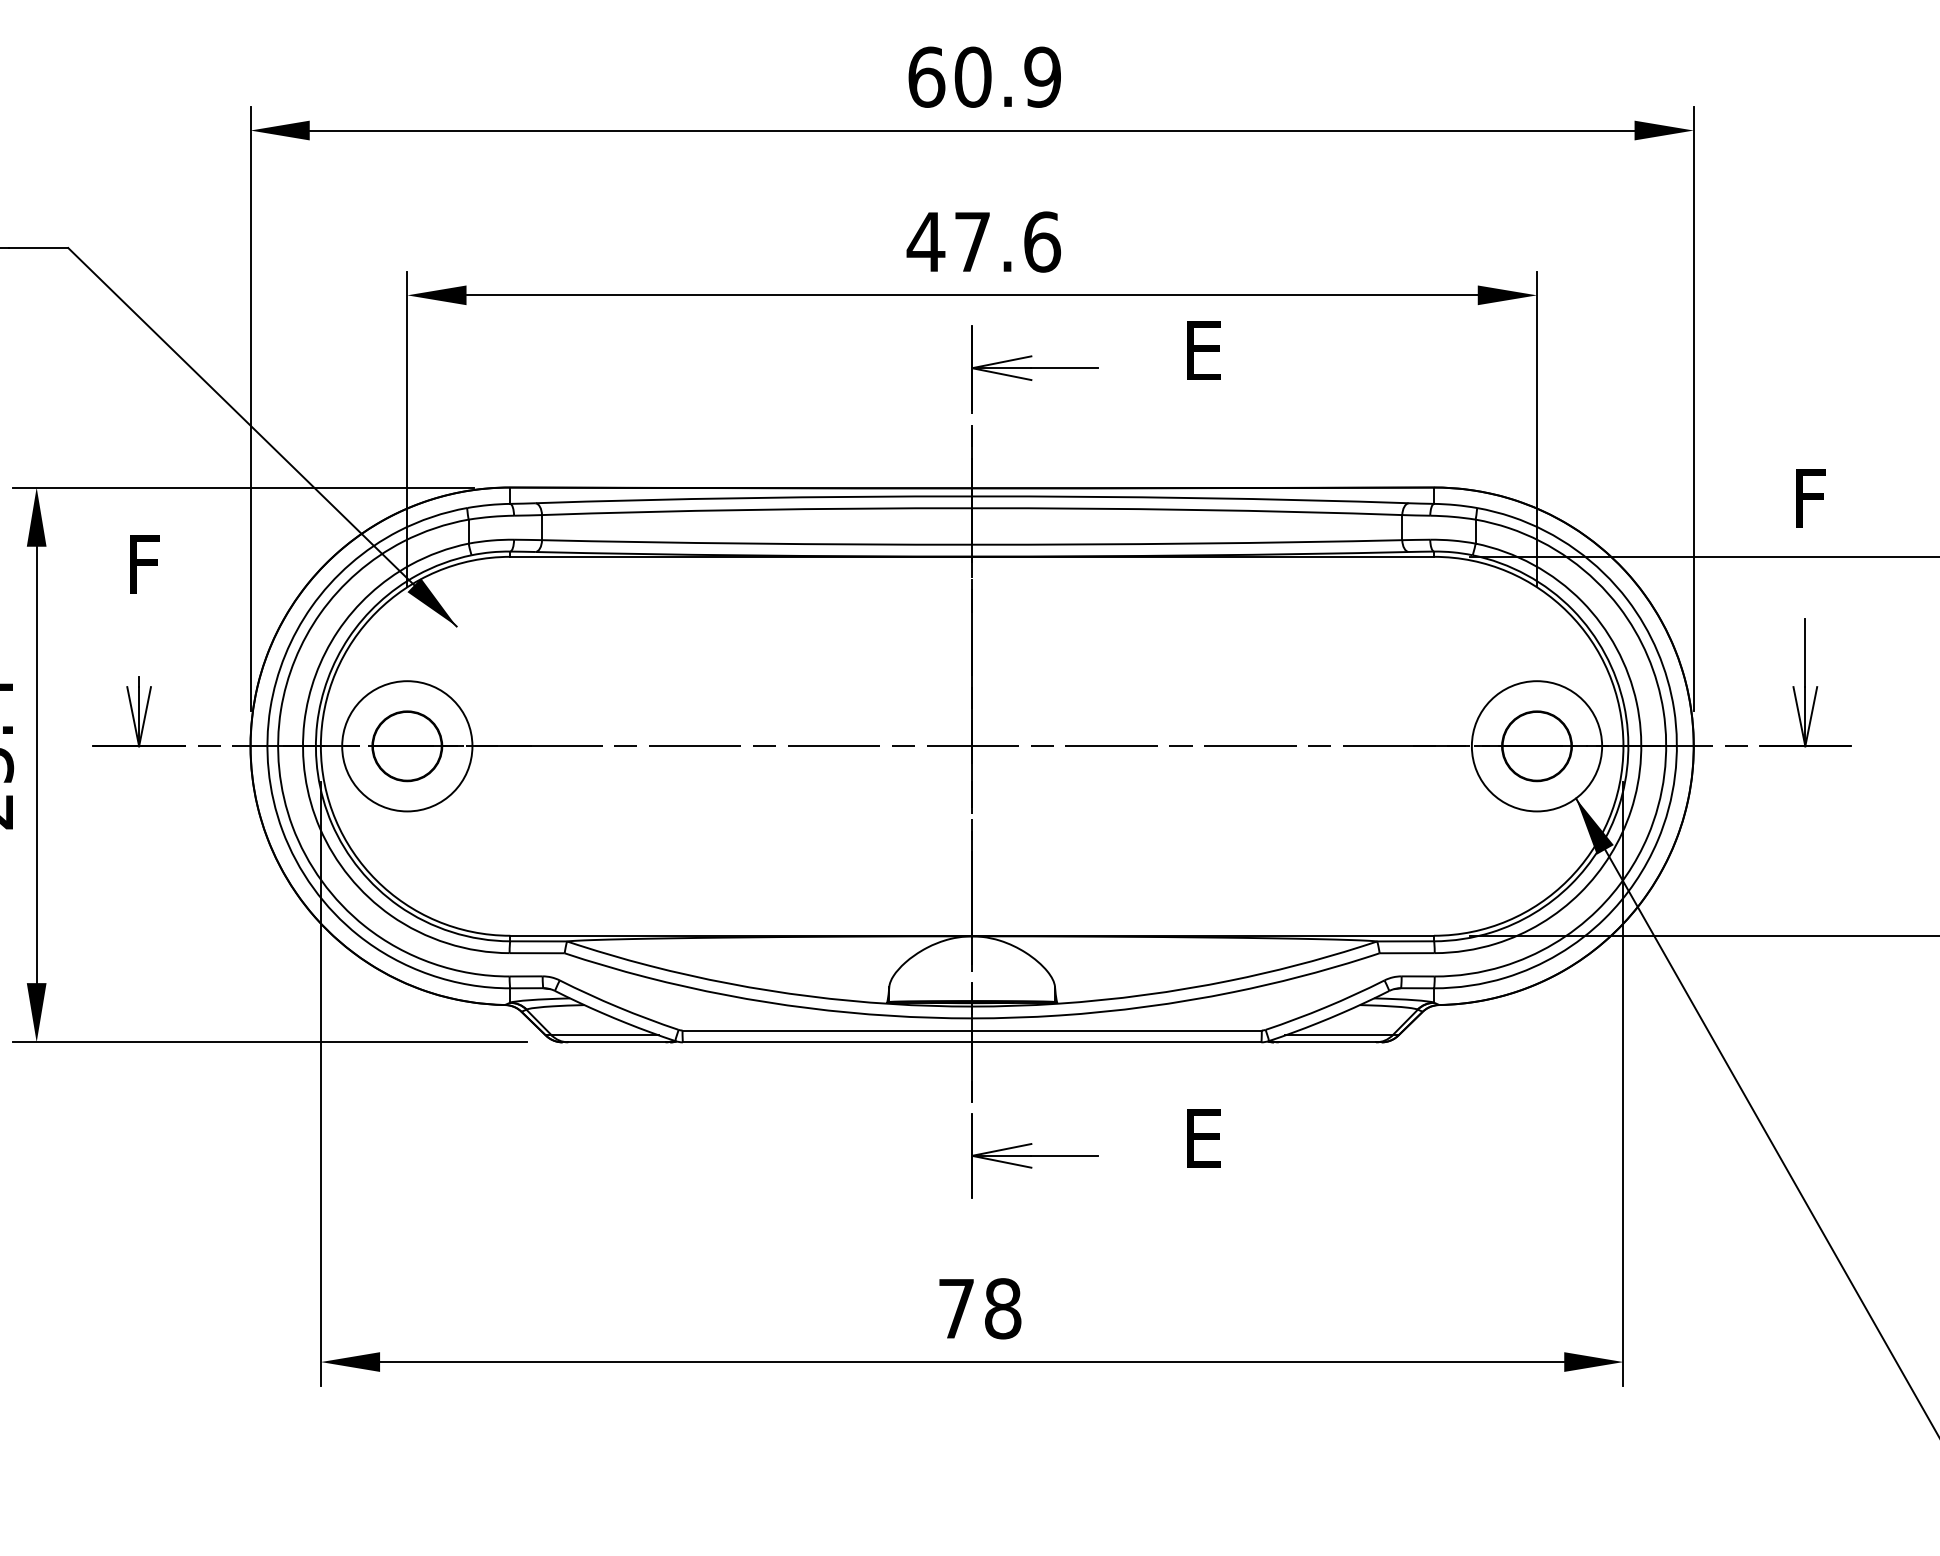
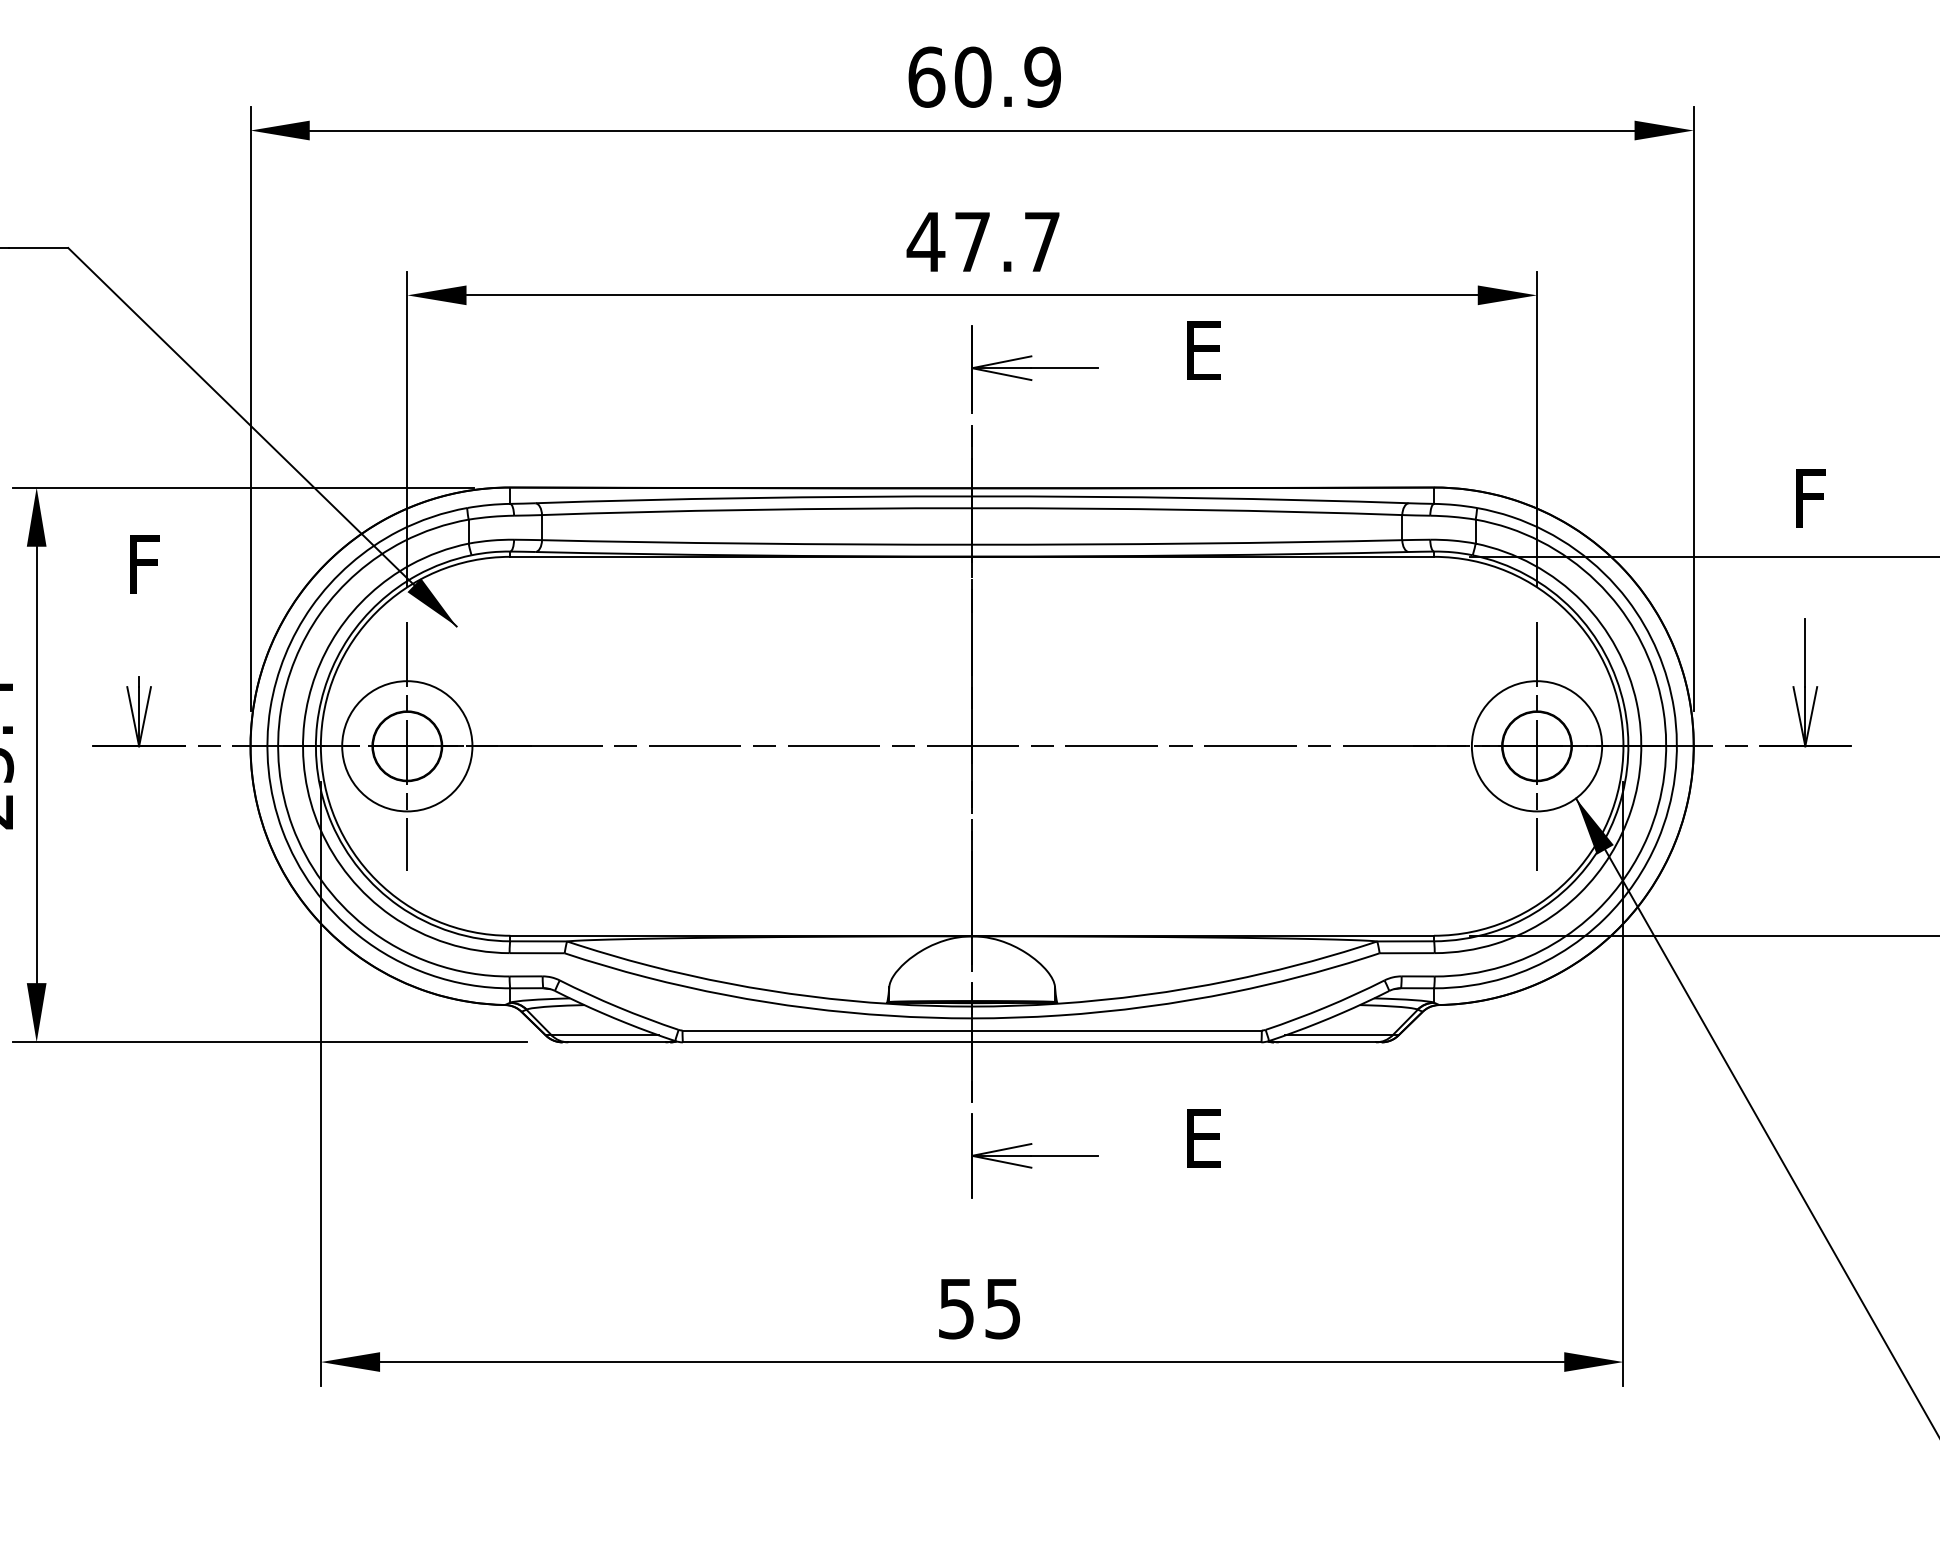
text: 47.6 -> 47.7 (1042, 241)
line: none -> present (407, 745)
line: none -> present (1537, 745)
text: 78 -> 55 (980, 1308)
